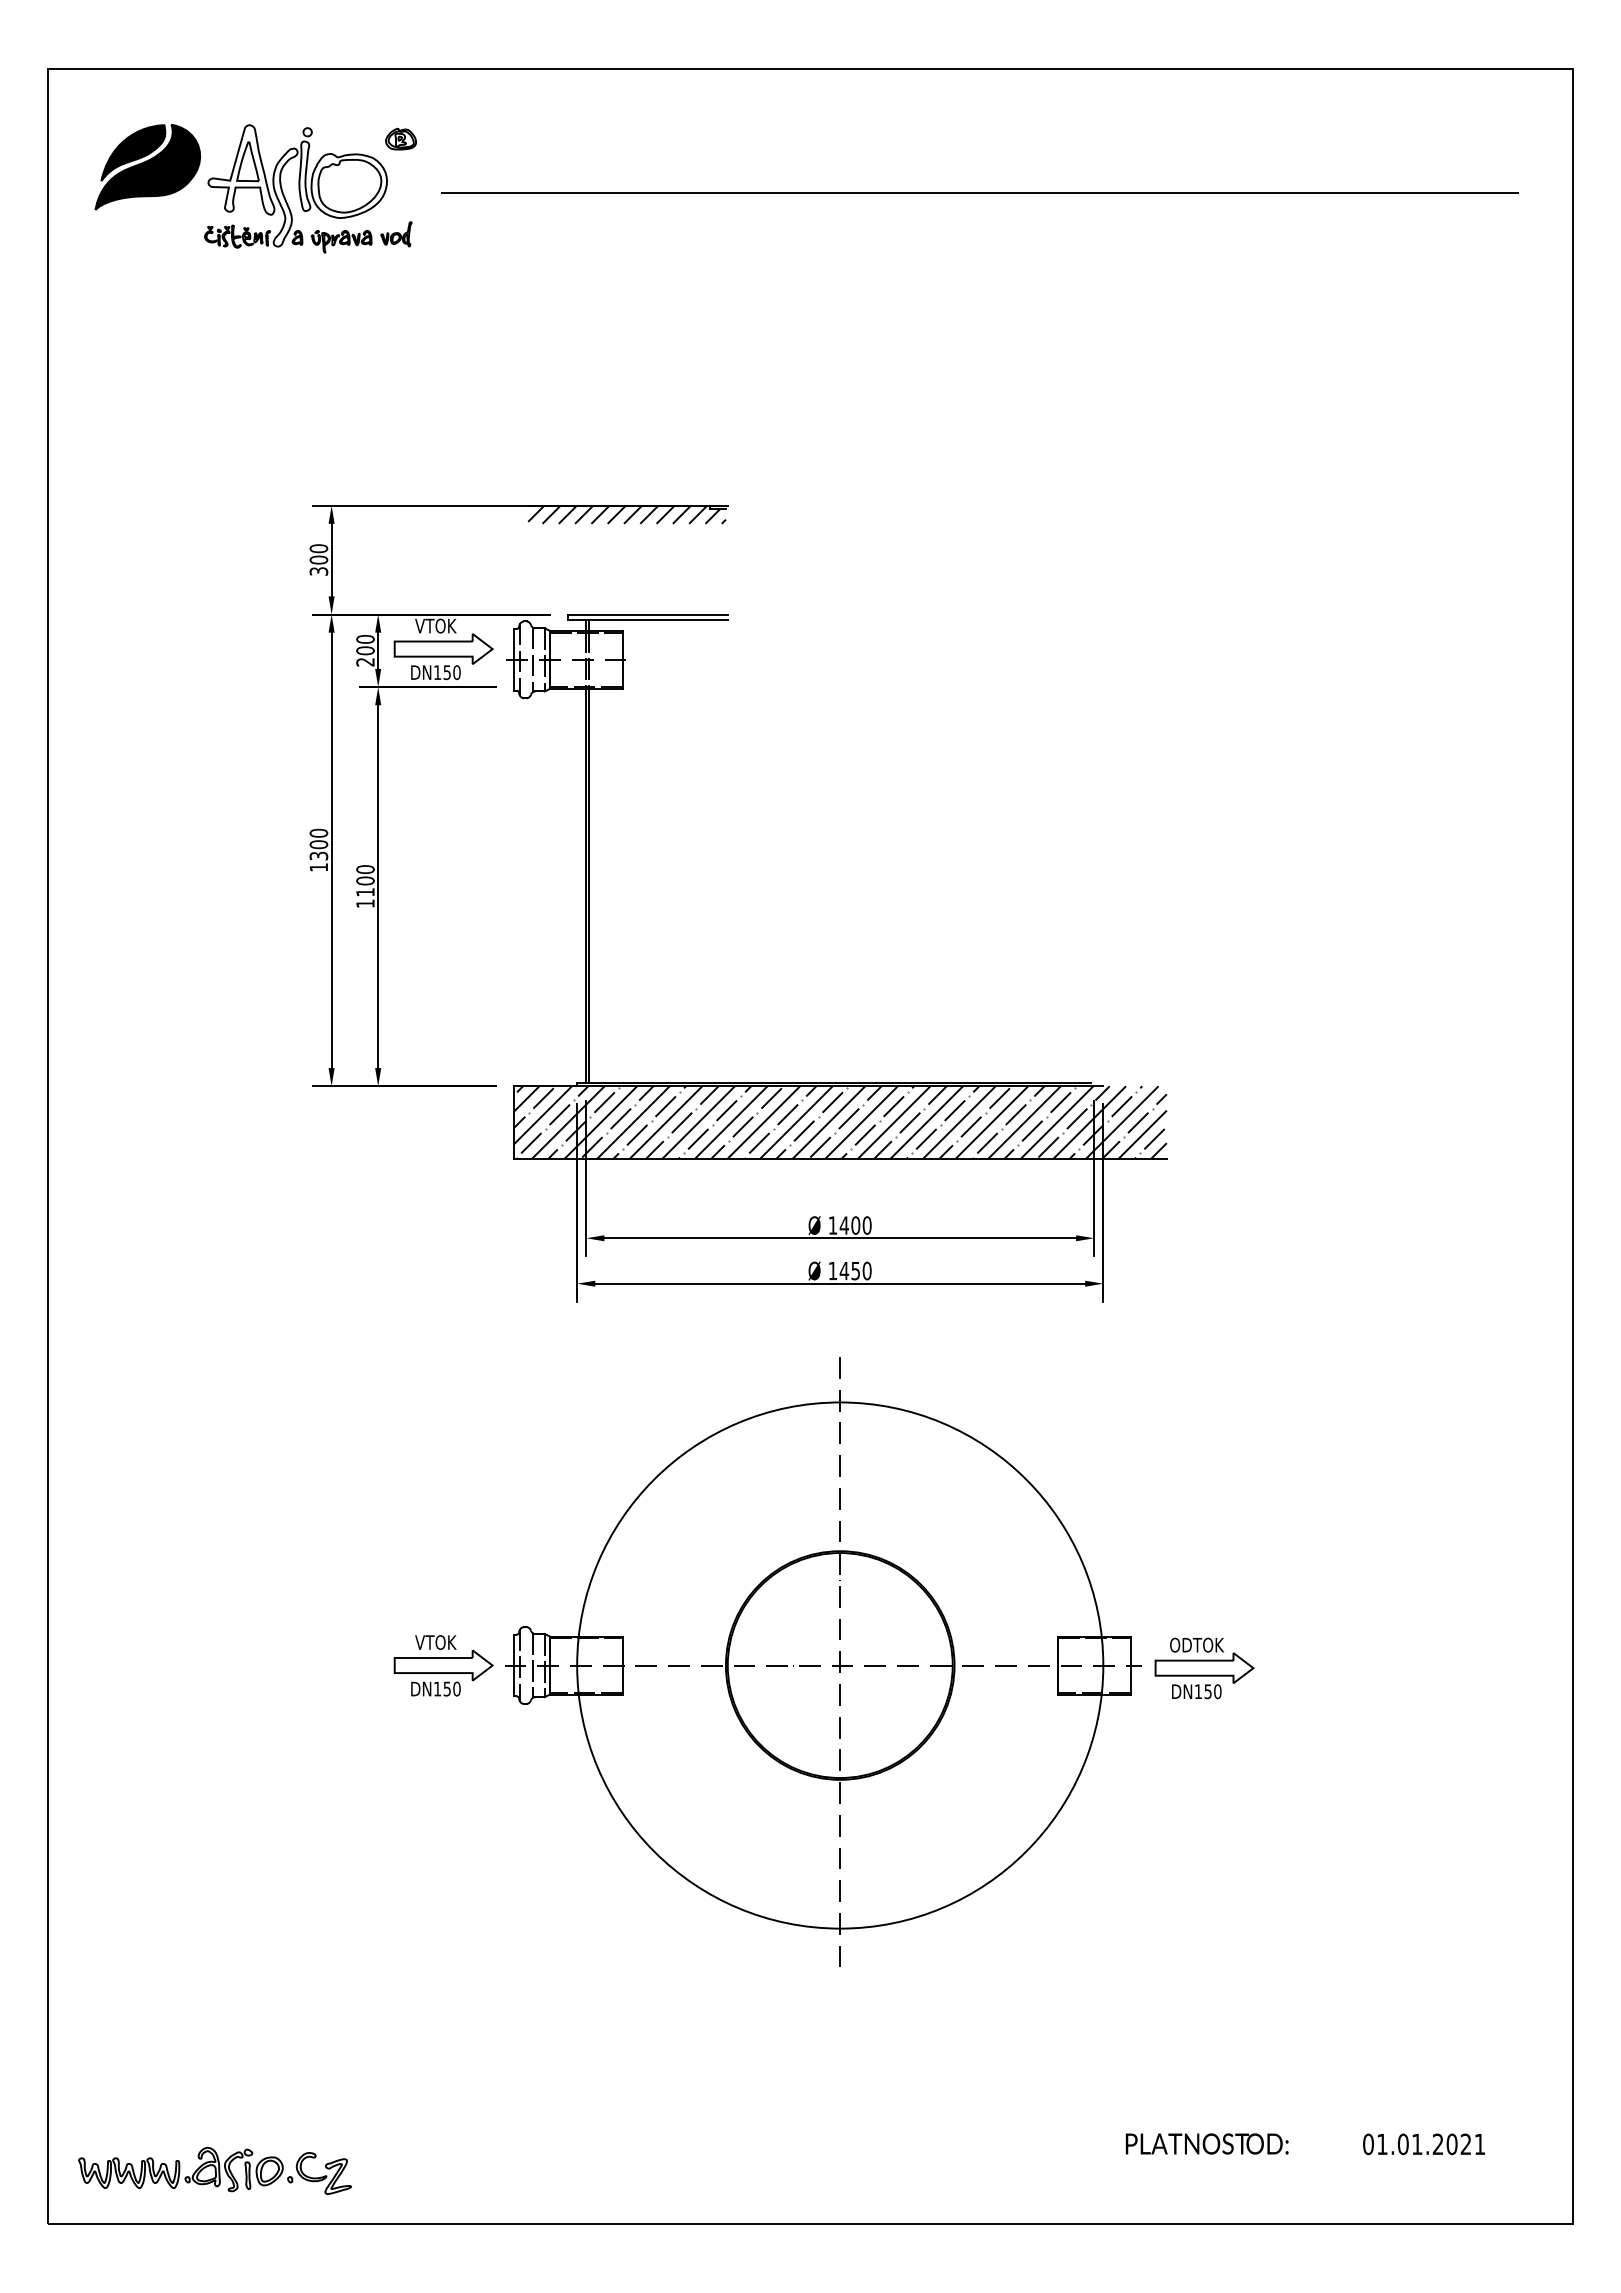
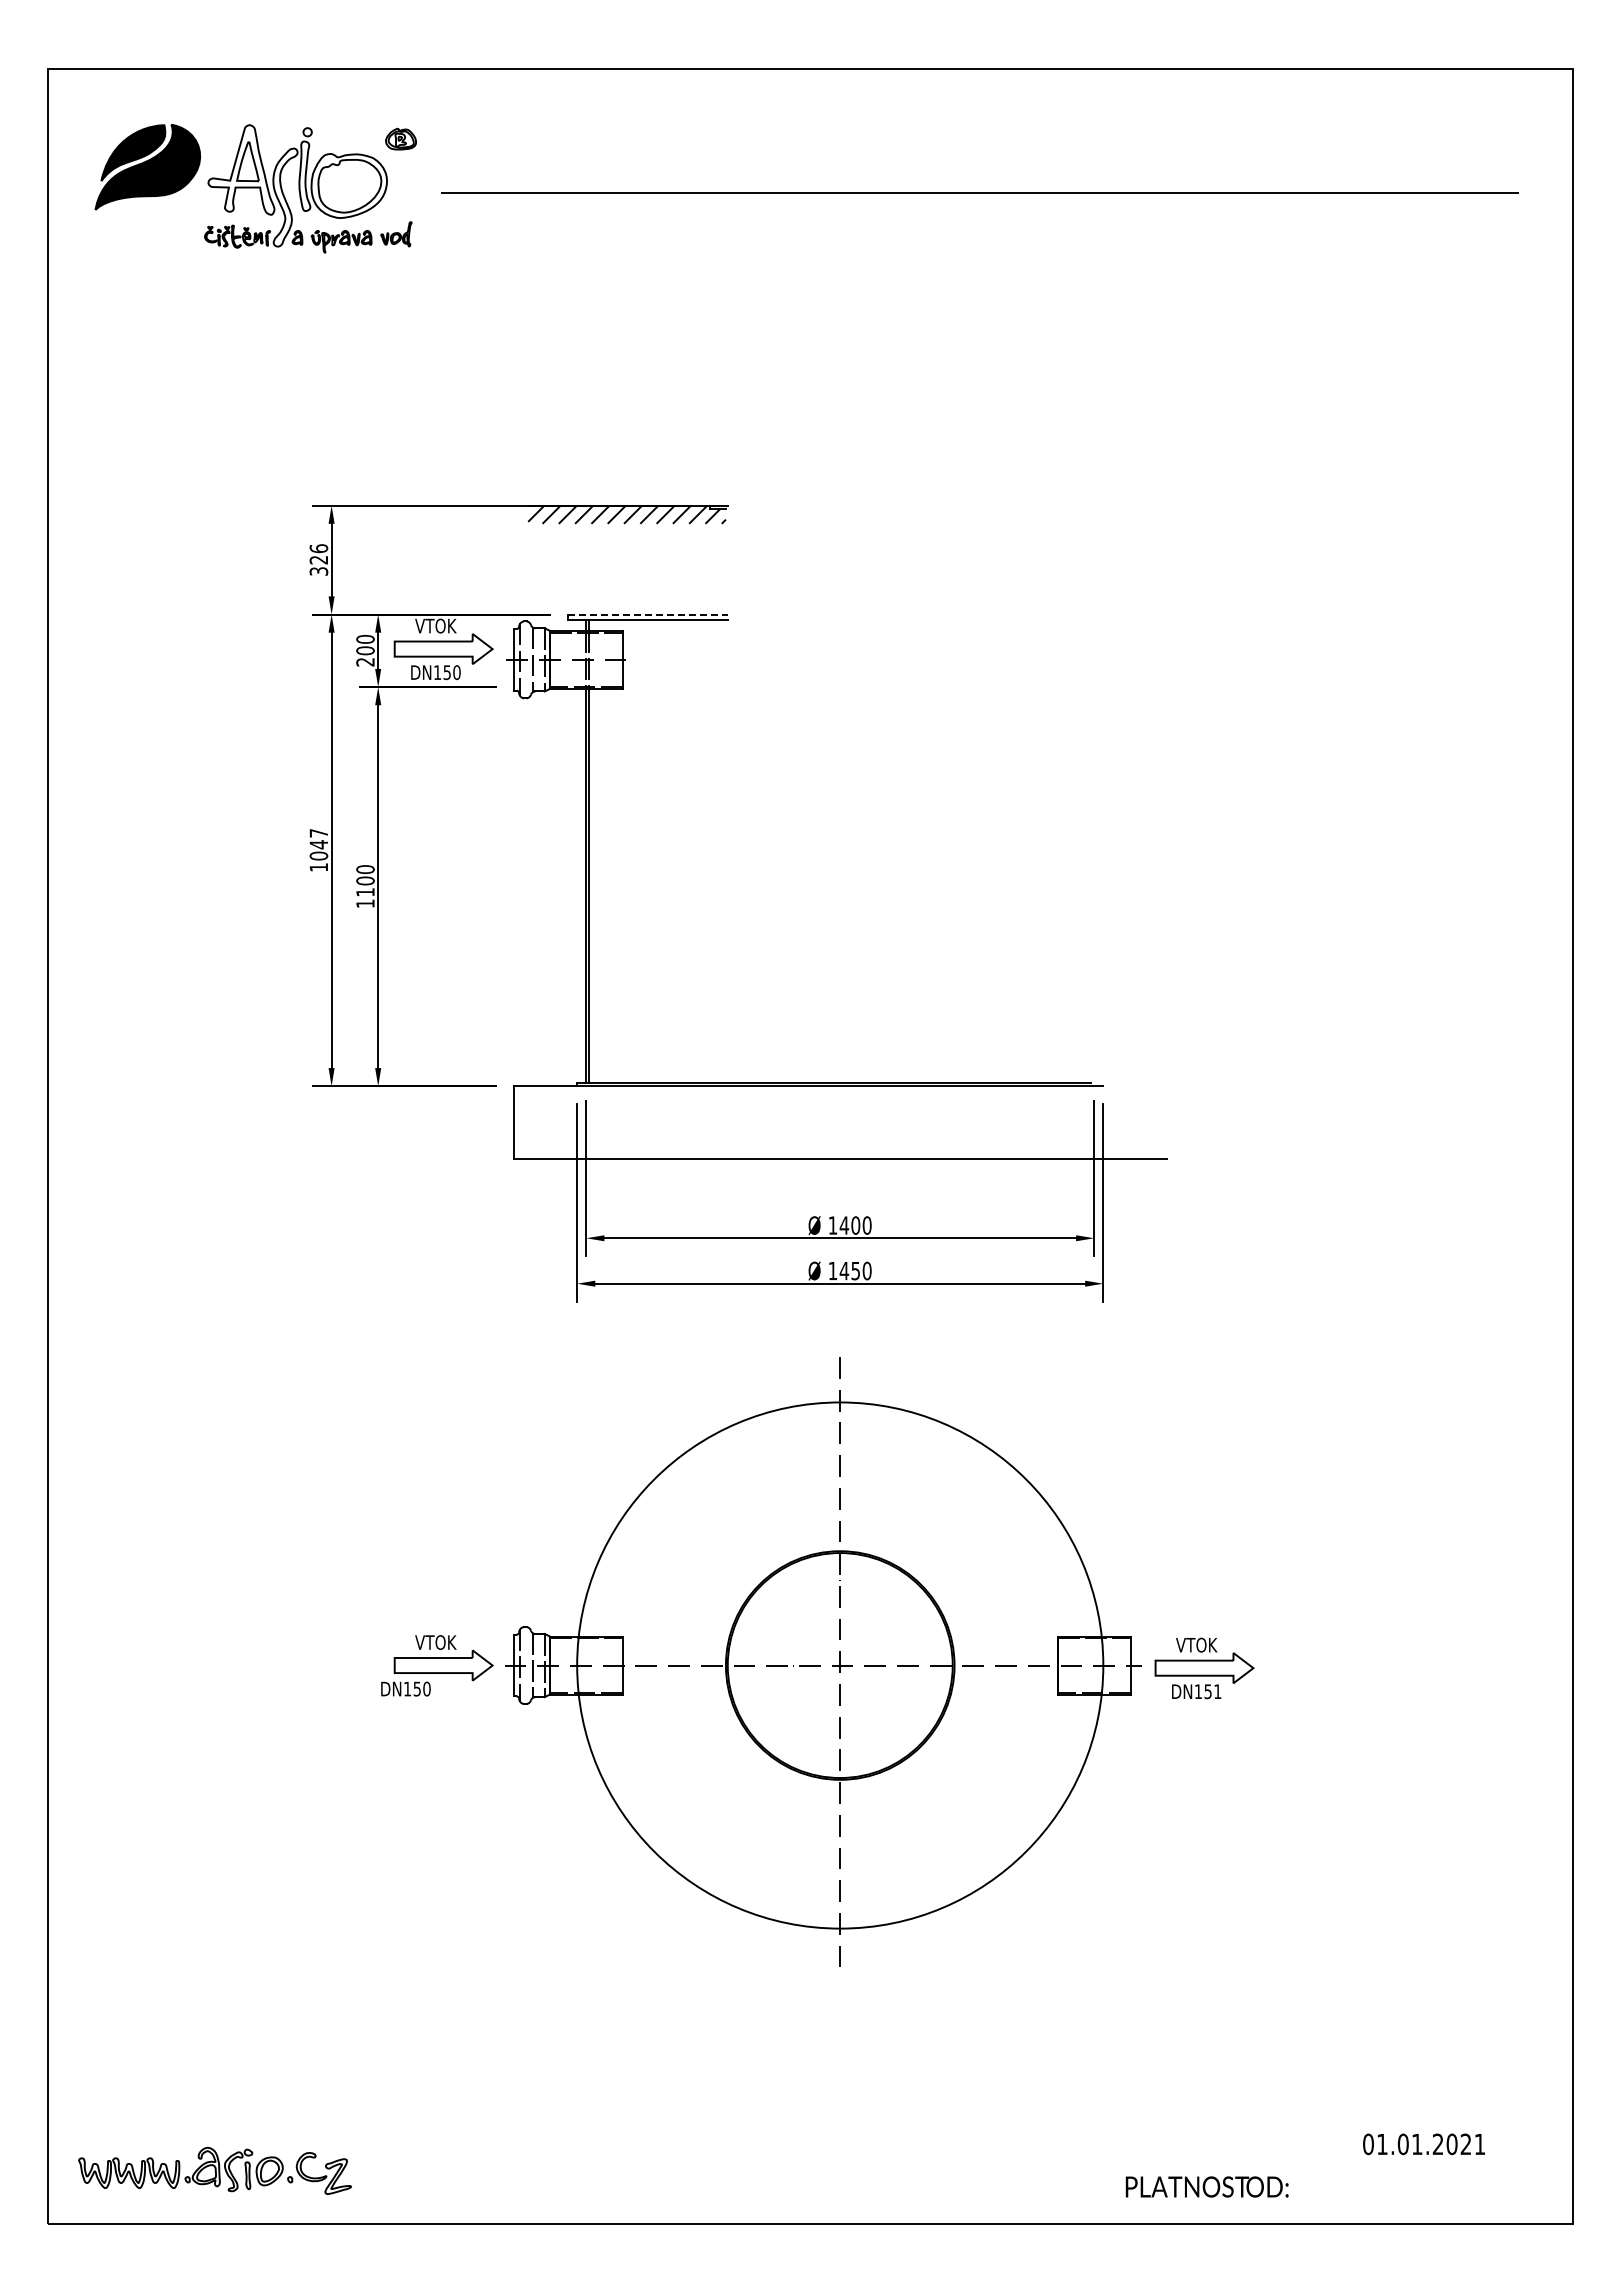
text: 300 -> 326 (318, 554)
line: solid -> dashed (647, 614)
text: 1300 -> 1047 (318, 844)
hatch: present -> none (839, 1122)
text: ODTOK -> VTOK (1197, 1644)
text position: (435, 1688) -> (405, 1688) (405, 1688)
text: DN150 -> DN151 (1217, 1691)
text position: (1206, 2143) -> (1206, 2186) (1206, 2186)
